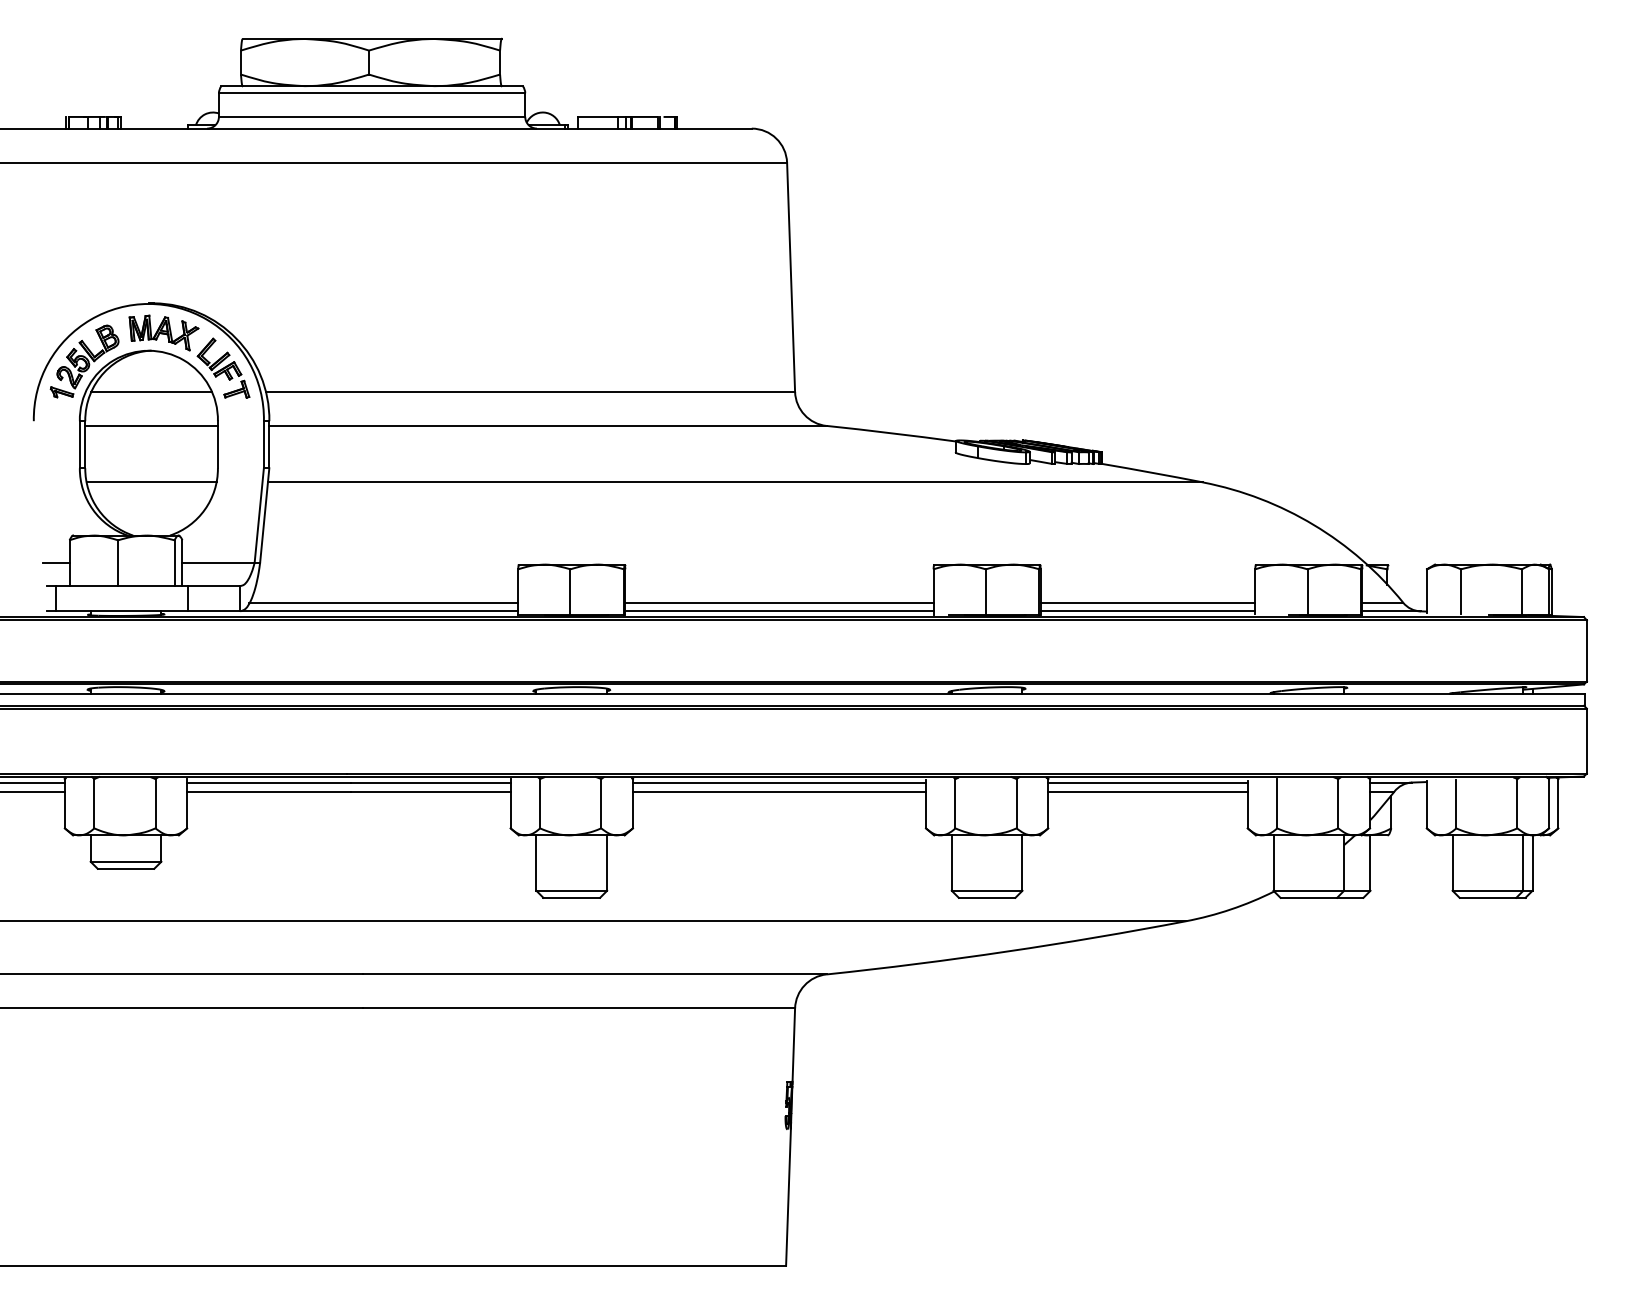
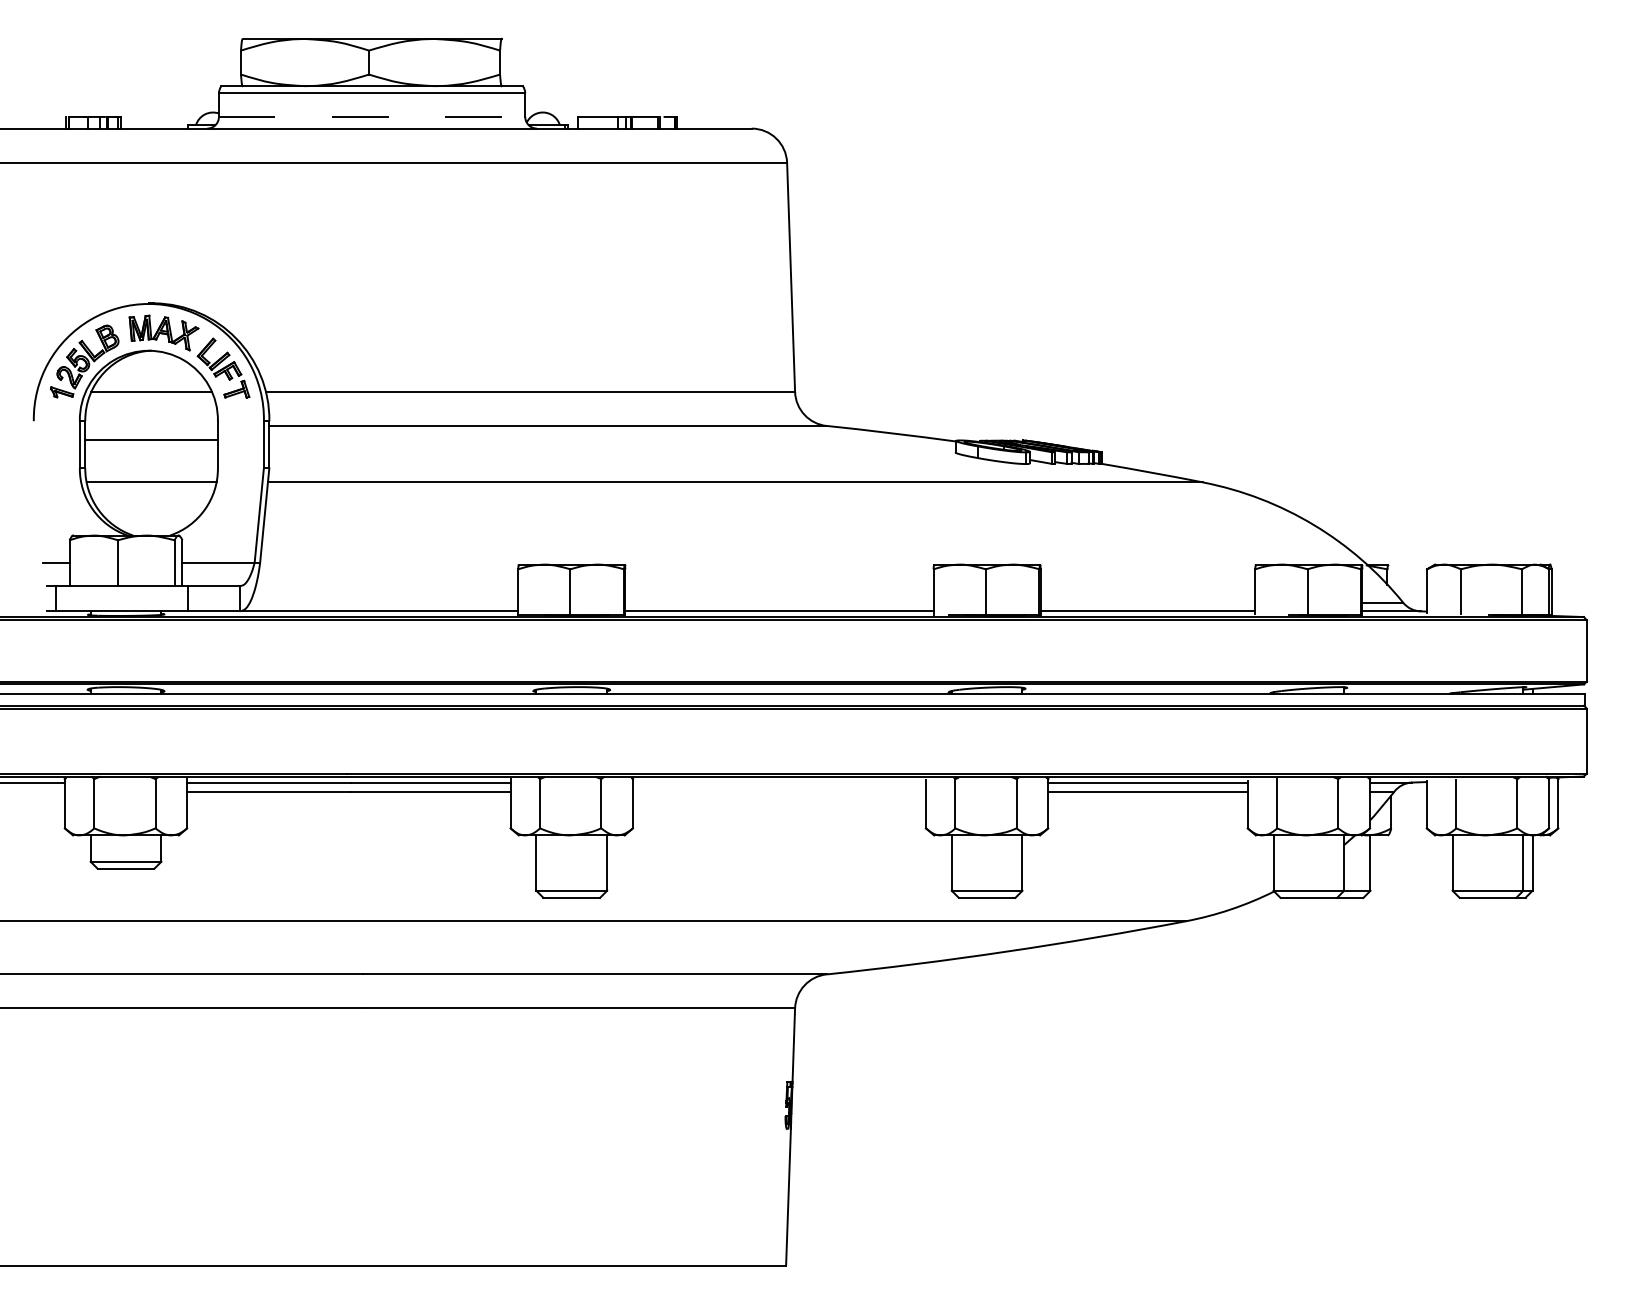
line: solid -> dashed (372, 116)
line position: (151, 425) -> (151, 439) (151, 439)
line: present -> none (383, 602)
line: present -> none (779, 602)
line: present -> none (1147, 602)
line: present -> none (778, 782)
line: present -> none (33, 791)
line: present -> none (778, 791)
